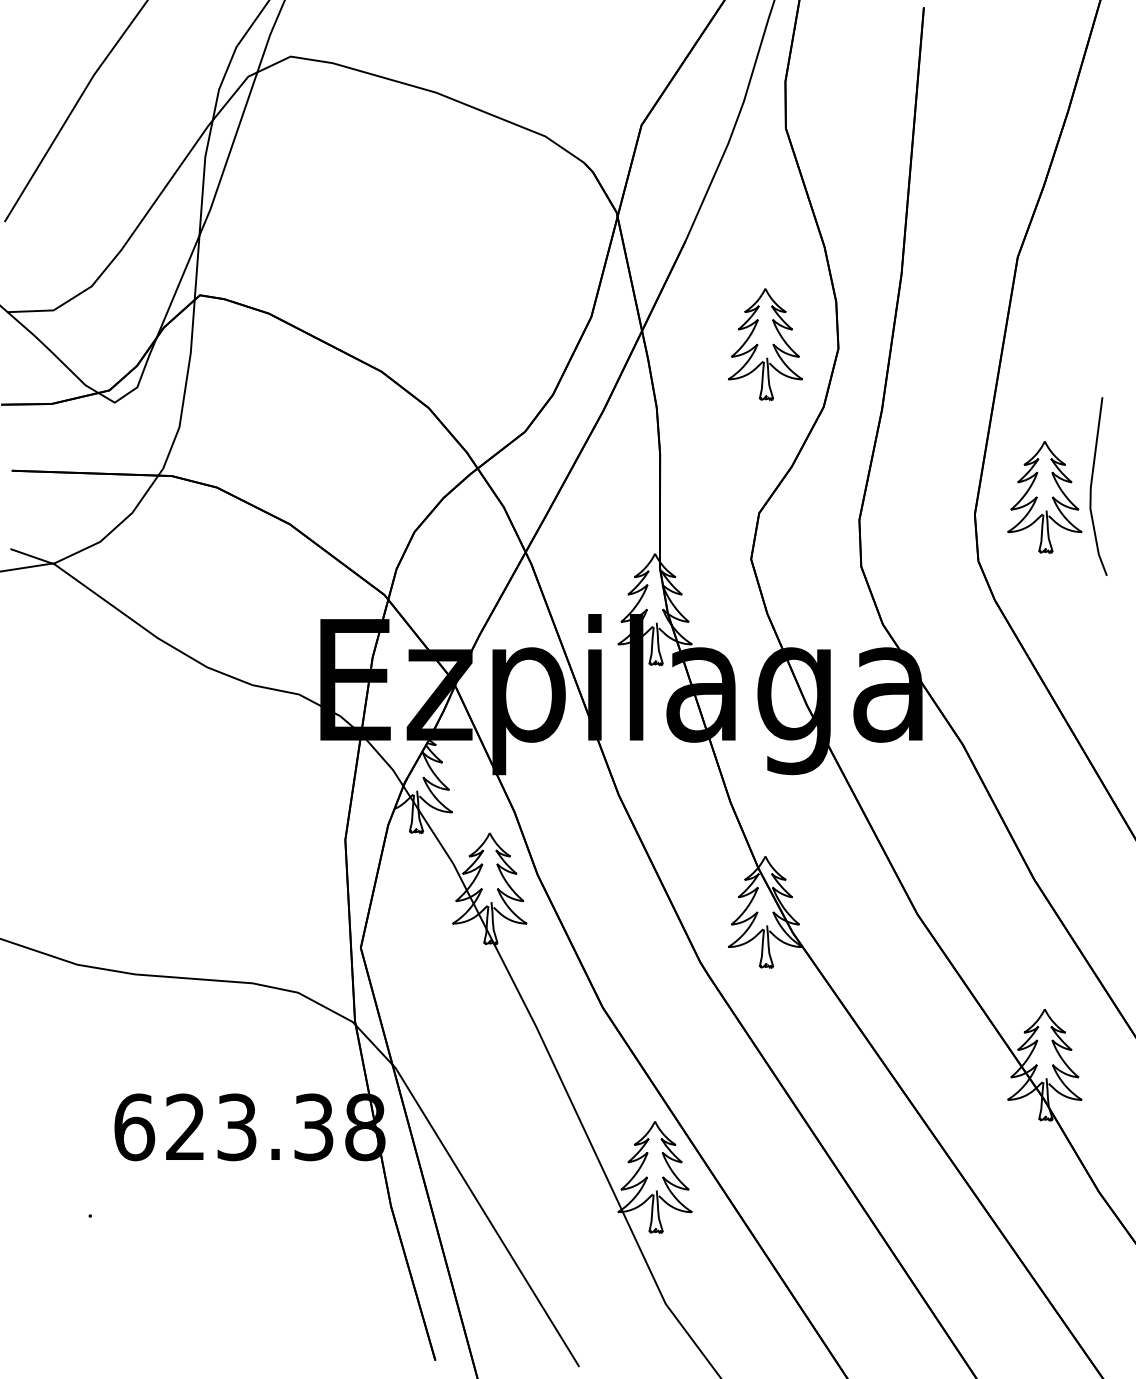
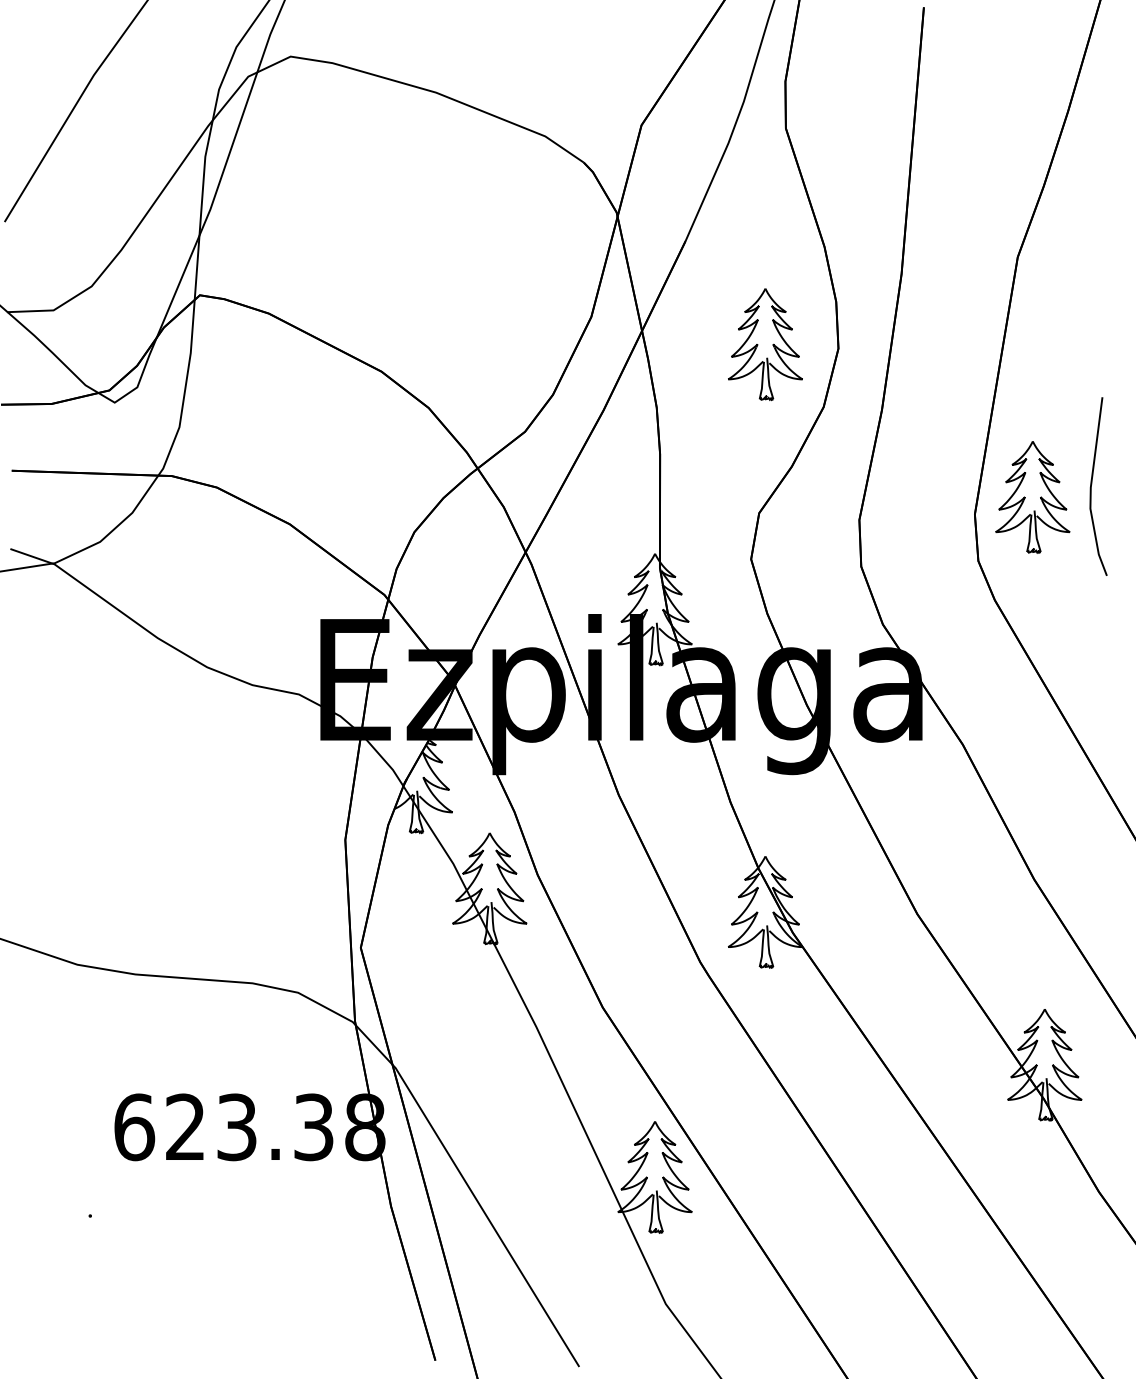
part position: (1044, 497) -> (1032, 497) (1032, 497)
